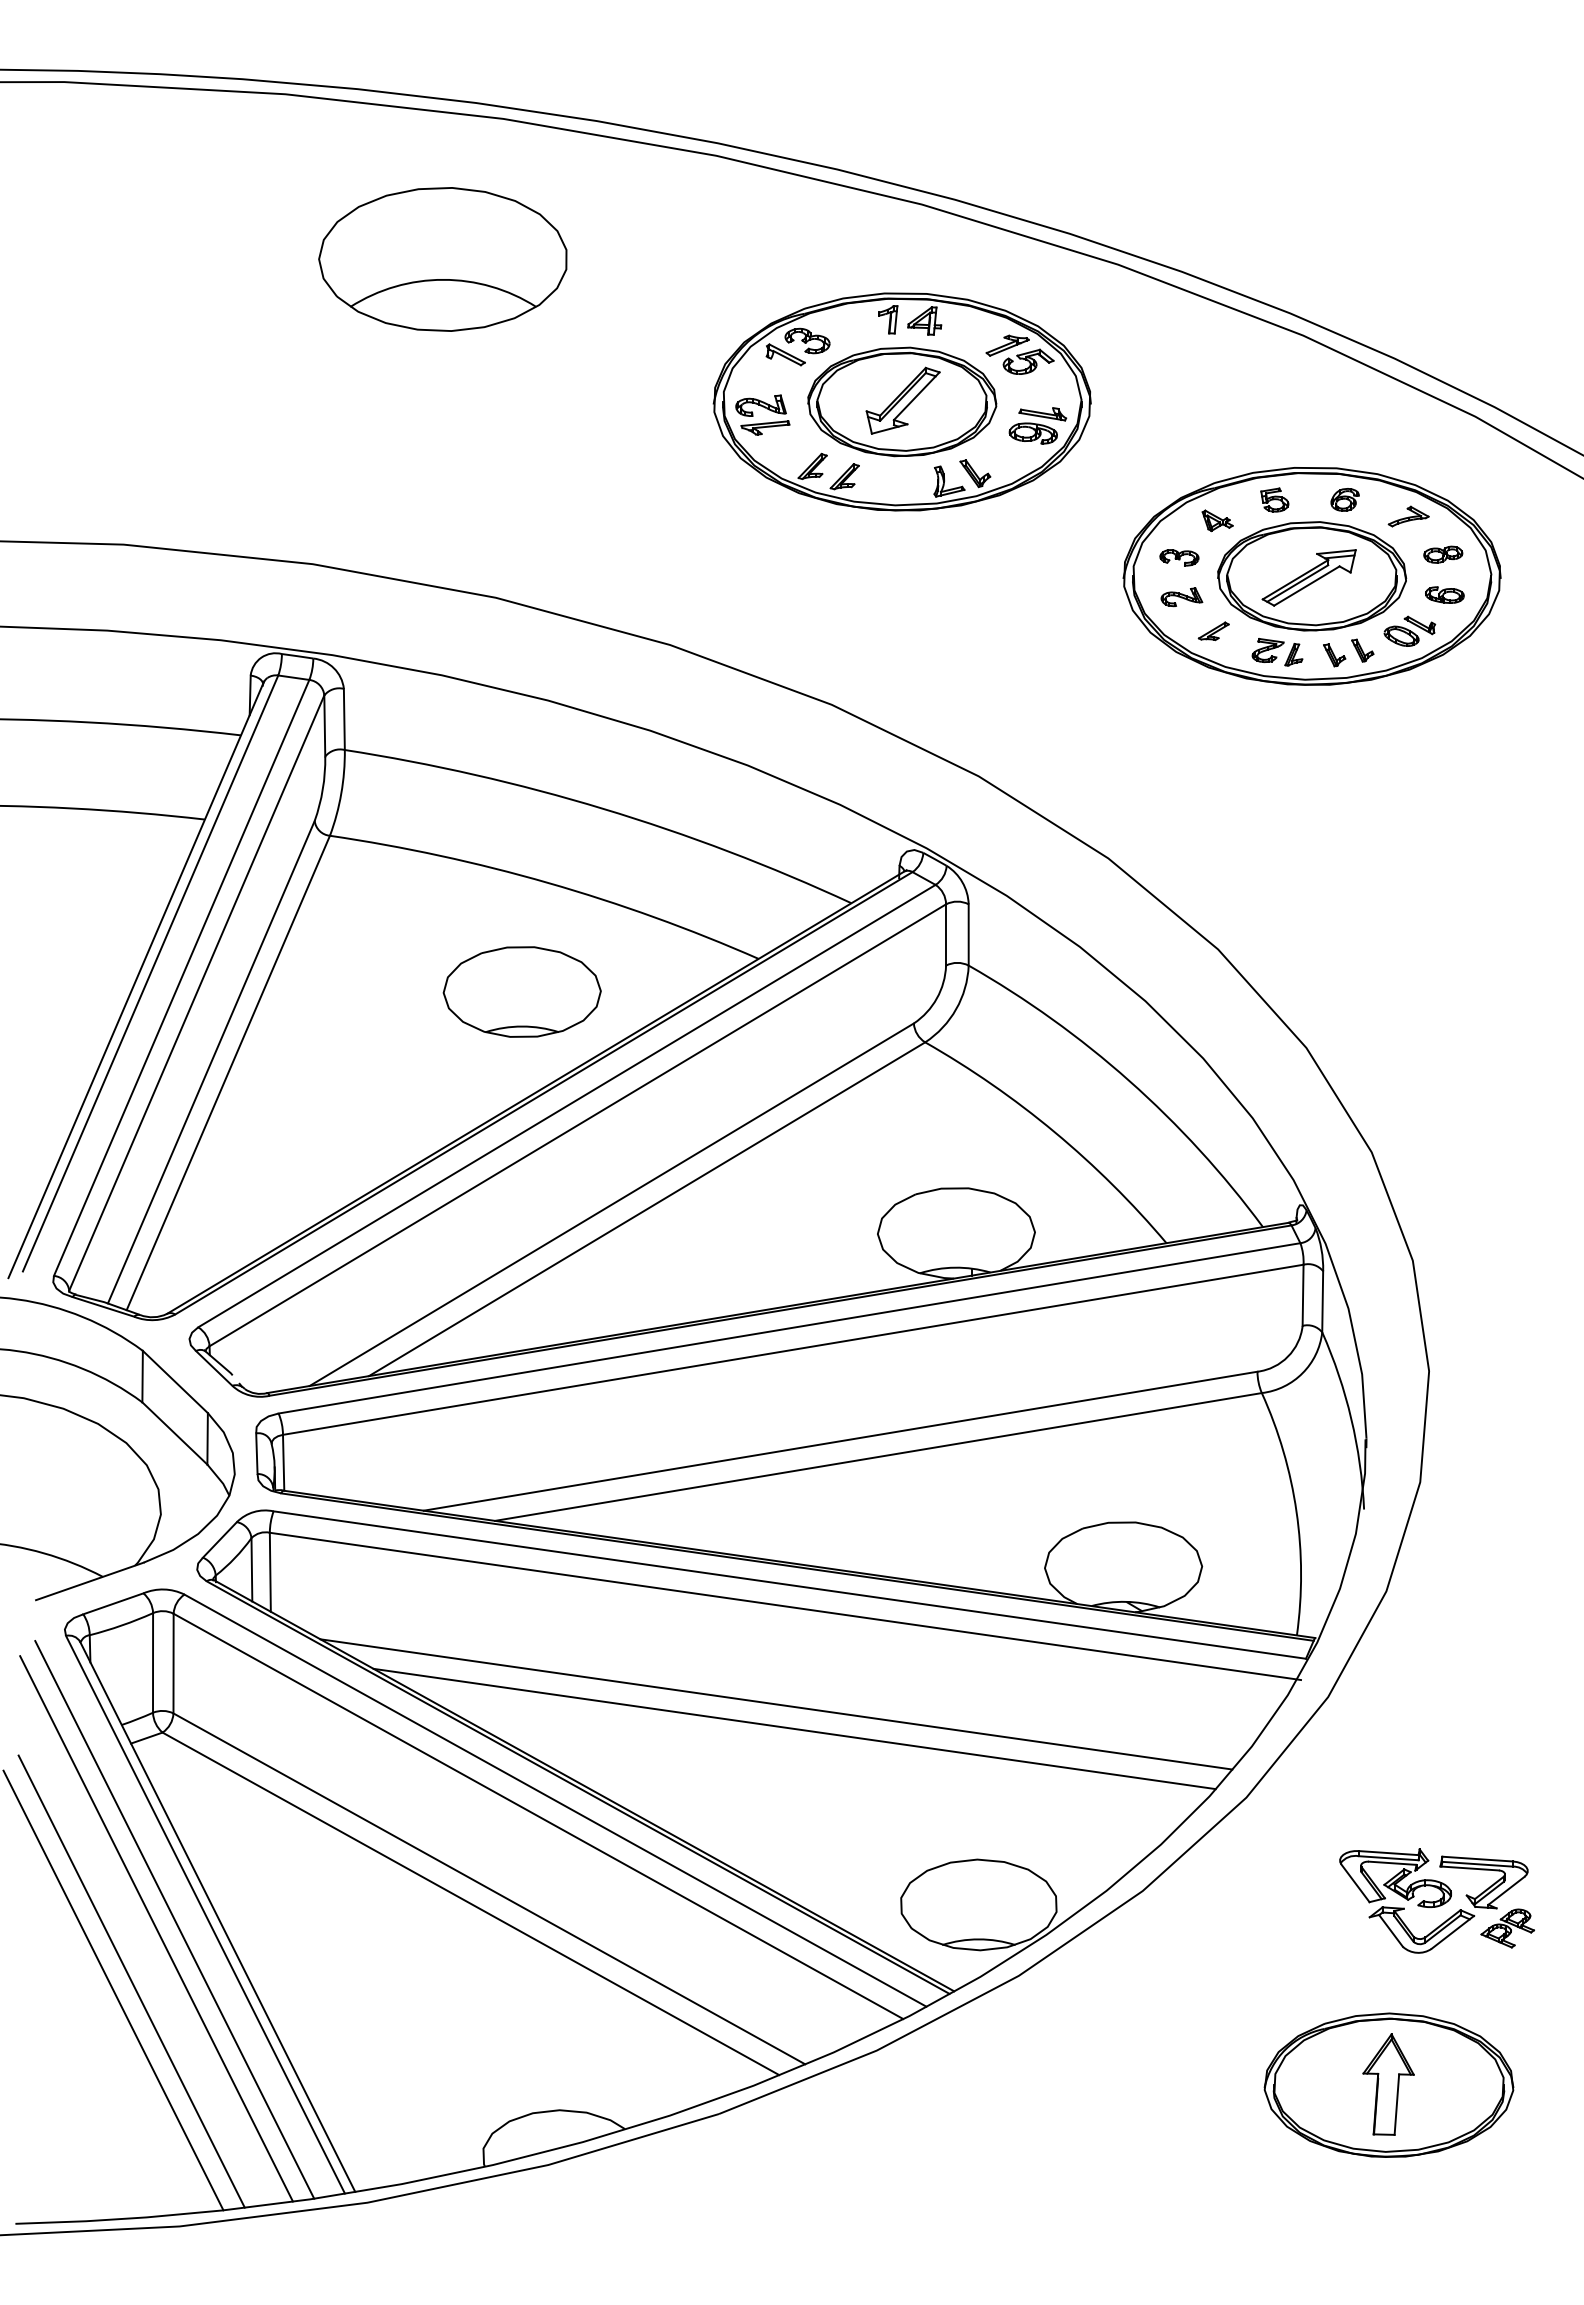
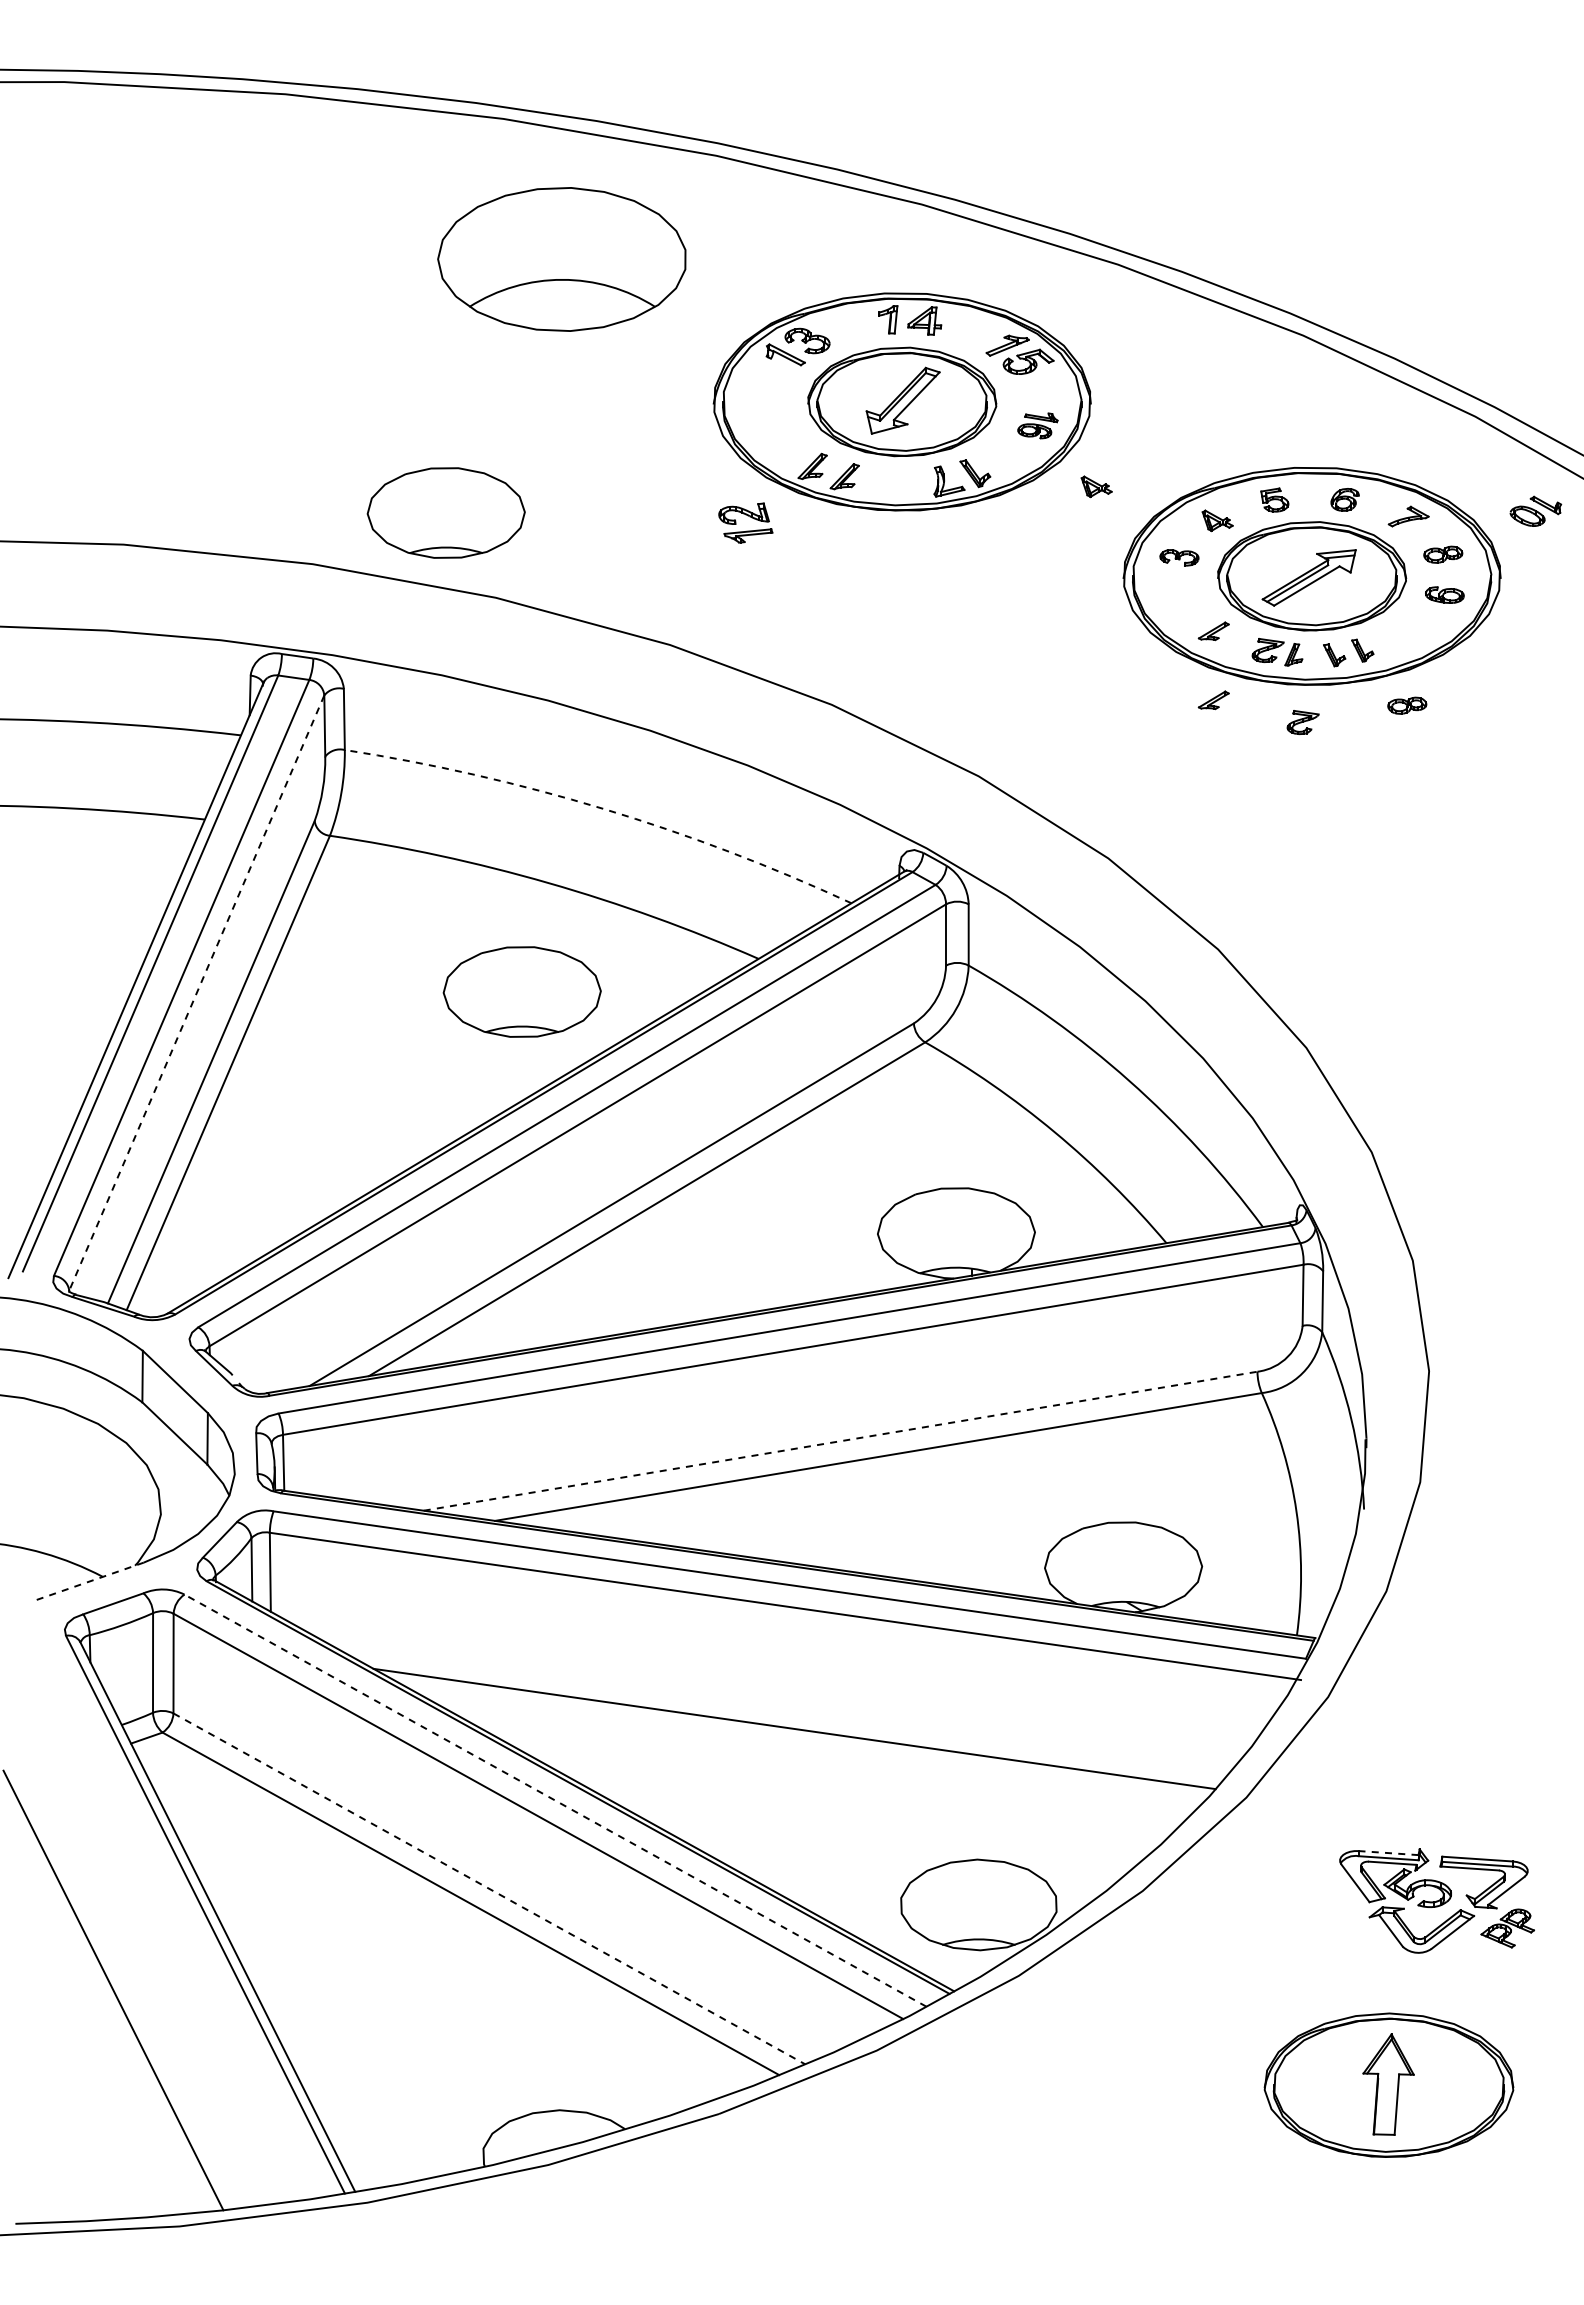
part position: (442, 259) -> (561, 259) (561, 259)
part position: (765, 408) -> (748, 516) (748, 516)
part size: 60x38 px -> 42x28 px (1037, 425)
part: none -> present (1096, 486)
part: none -> present (445, 512)
part: present -> none (1181, 597)
part position: (1409, 630) -> (1535, 510) (1535, 510)
part: none -> present (1213, 700)
part: none -> present (1407, 705)
part: none -> present (1302, 722)
arc: solid -> dashed (603, 808)
line: solid -> dashed (196, 993)
line: solid -> dashed (840, 1441)
line: solid -> dashed (89, 1581)
line: present -> none (776, 1704)
line: solid -> dashed (555, 1800)
line: solid -> dashed (1388, 1853)
line: solid -> dashed (489, 1889)
line: present -> none (174, 1919)
line: present -> none (156, 1928)
line: present -> none (131, 1981)
